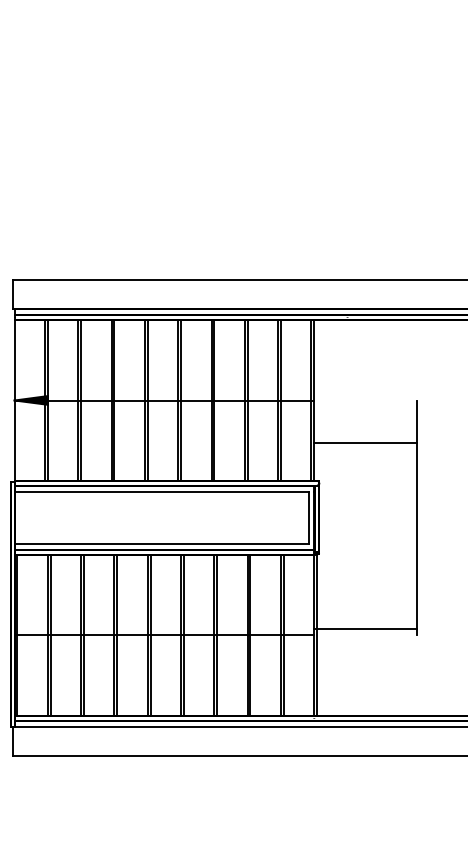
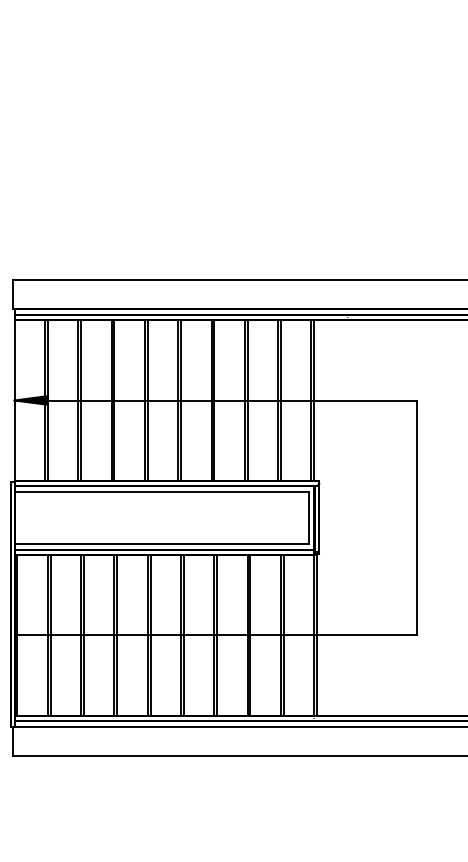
line position: (365, 442) -> (365, 400) (365, 400)
line position: (365, 629) -> (365, 635) (365, 635)
